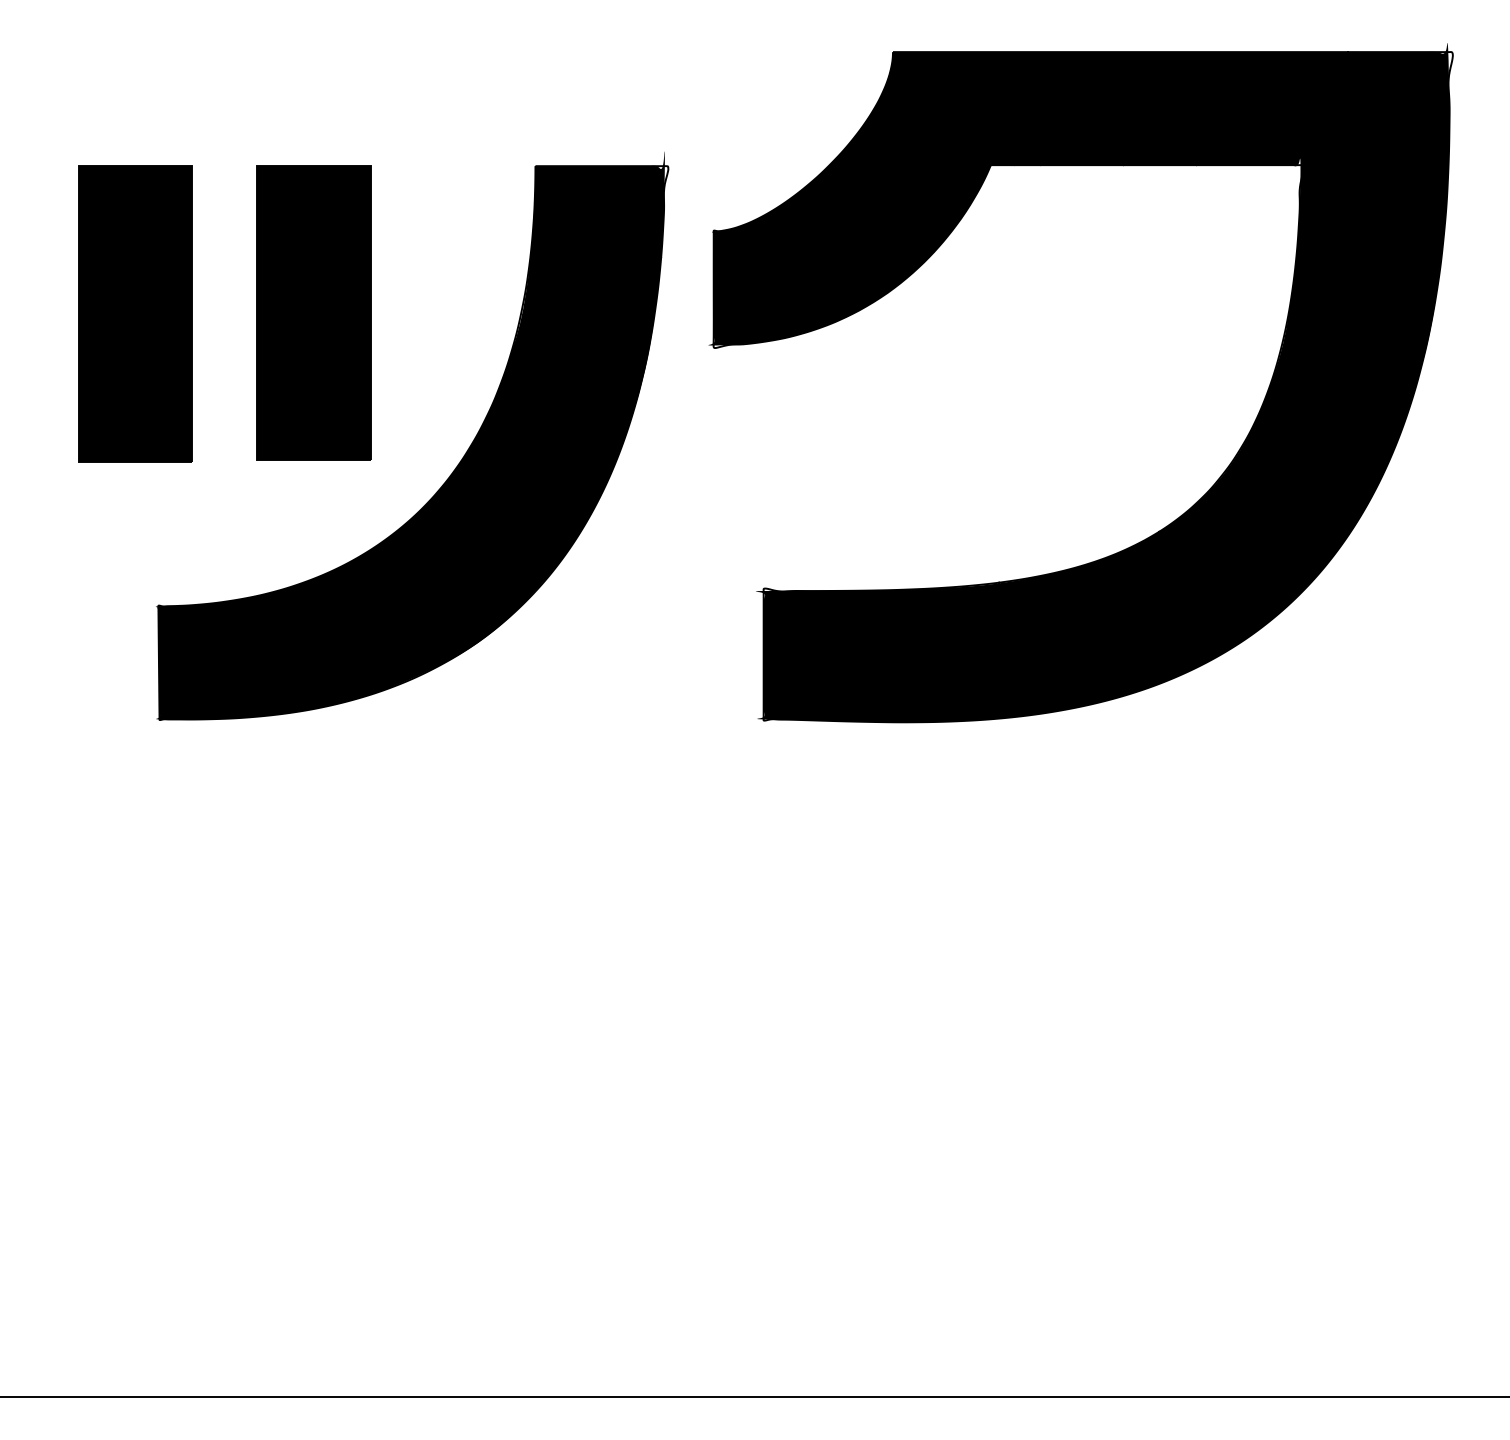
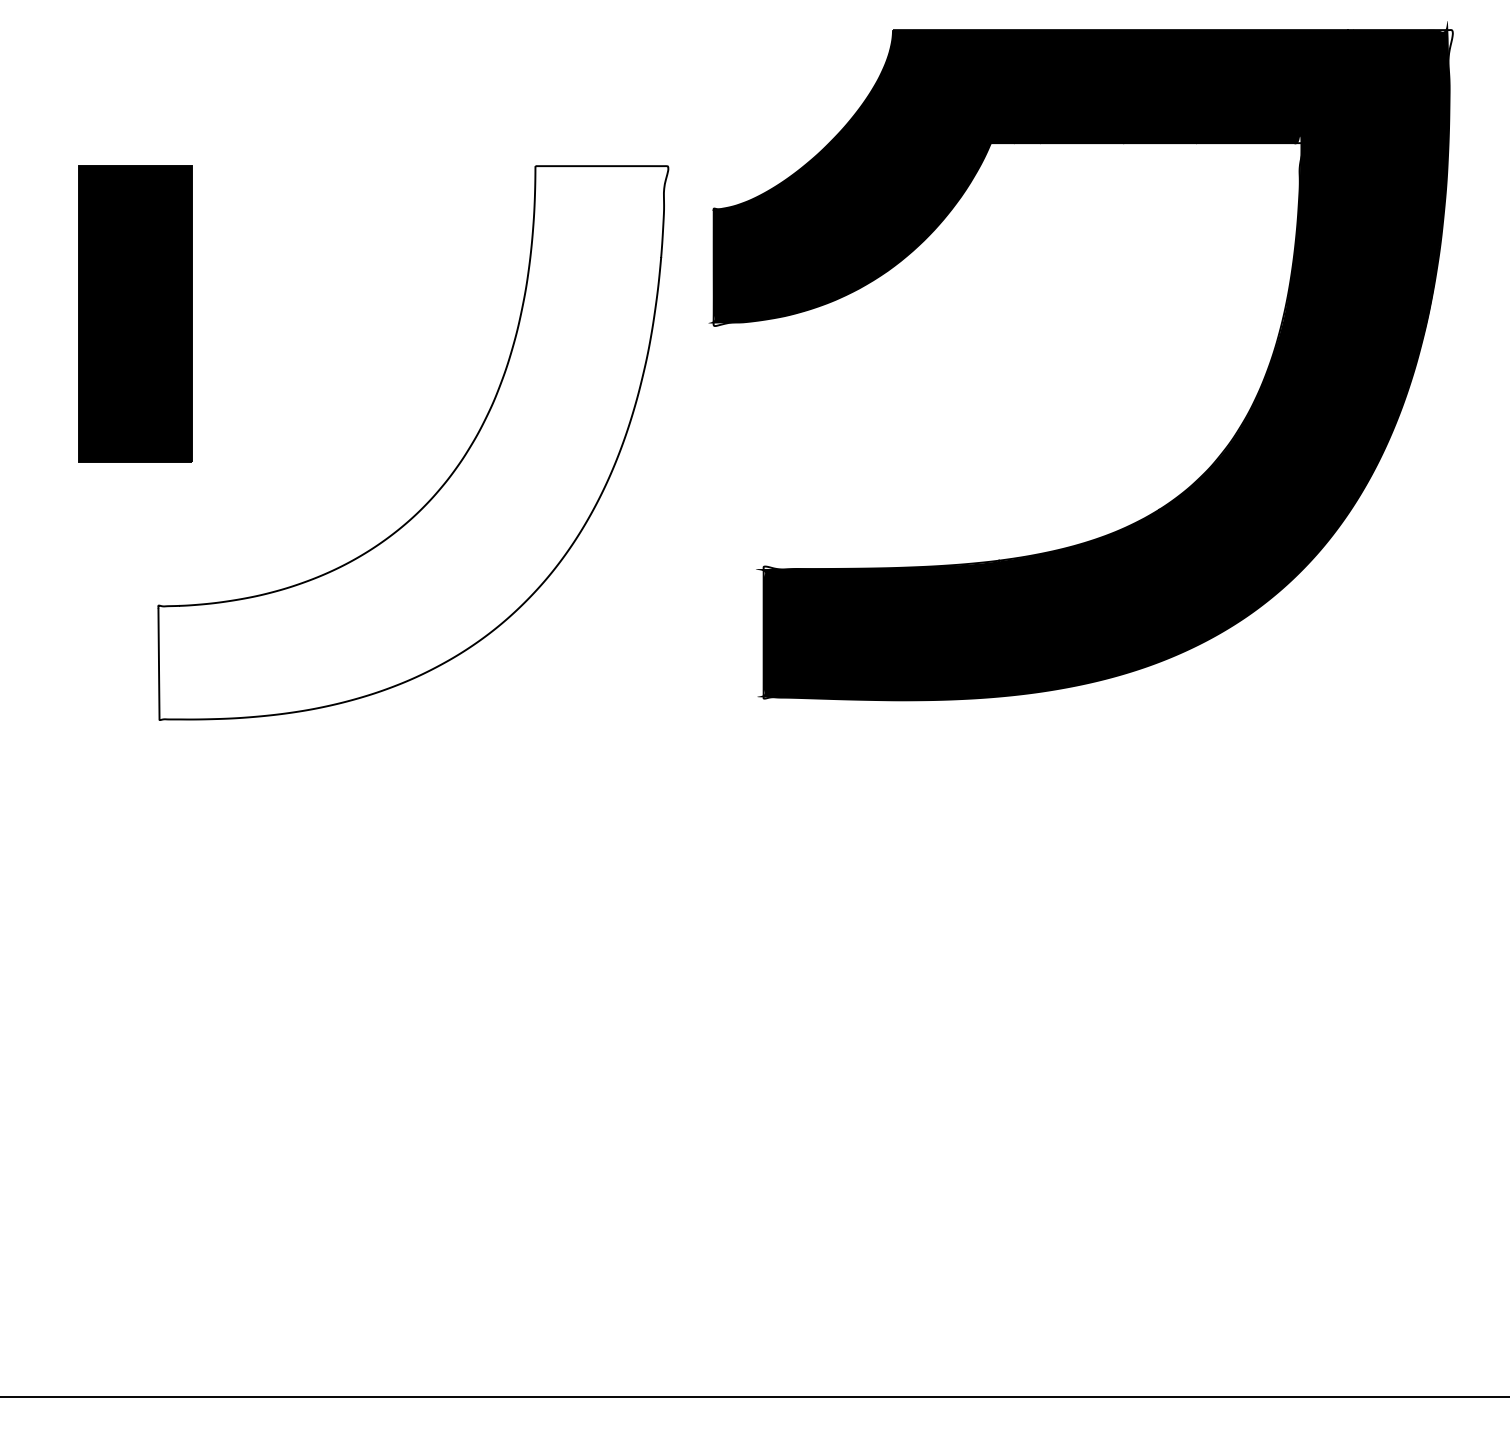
part: present -> none (313, 312)
fill: present -> none (409, 435)
part position: (1181, 514) -> (1181, 492) (1181, 492)
